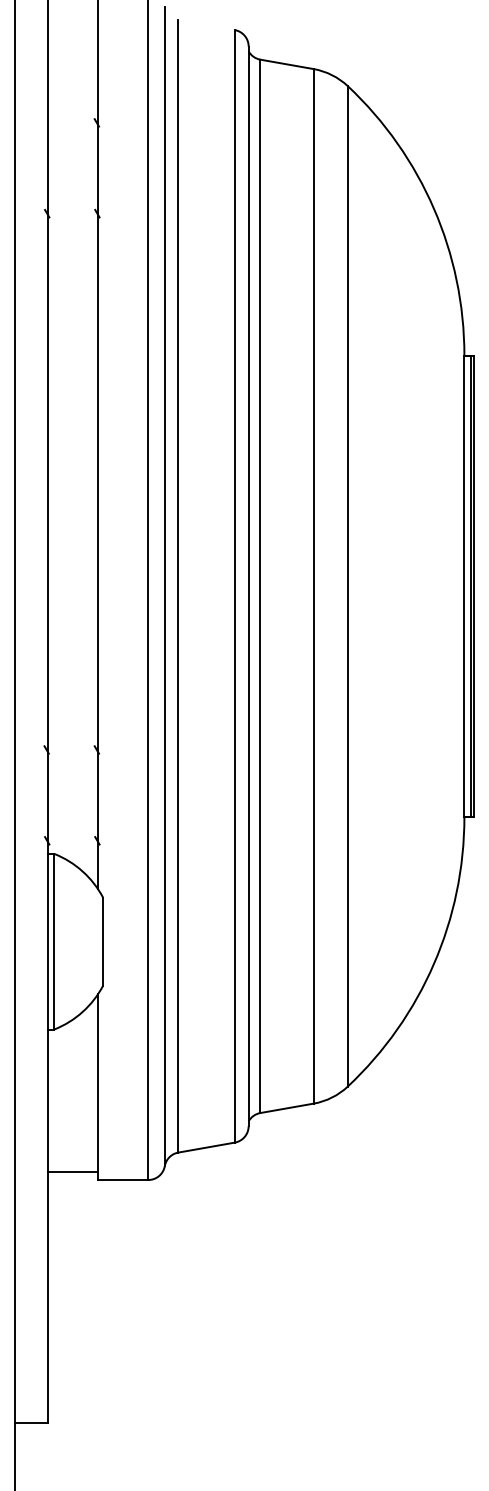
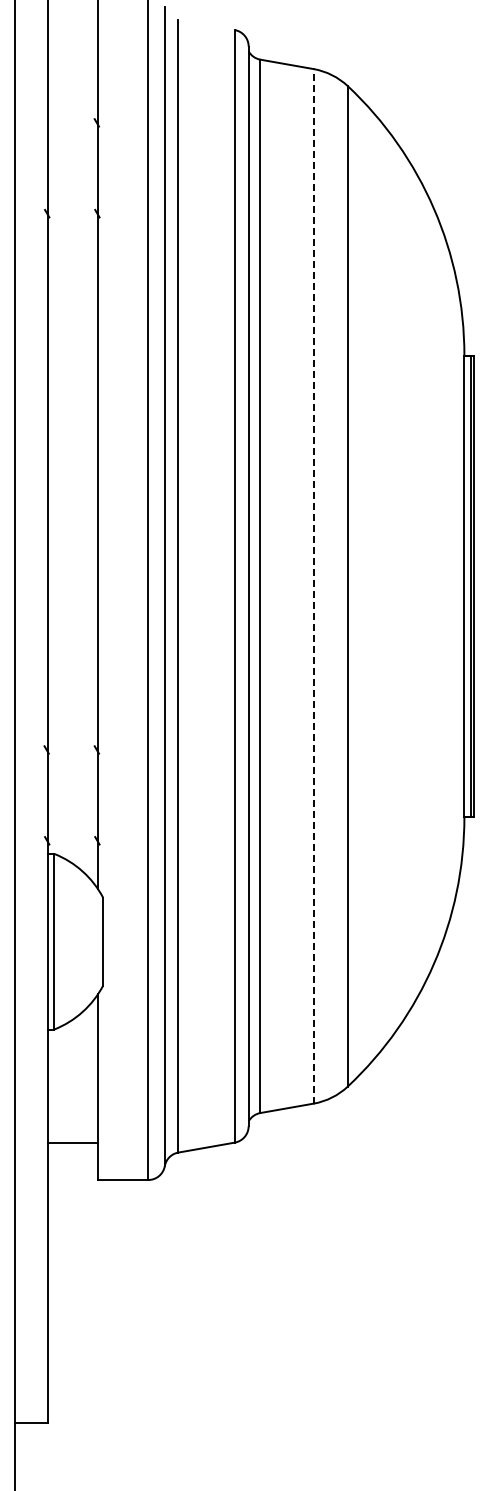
line: solid -> dashed (313, 585)
line position: (73, 1171) -> (73, 1142) (73, 1142)
